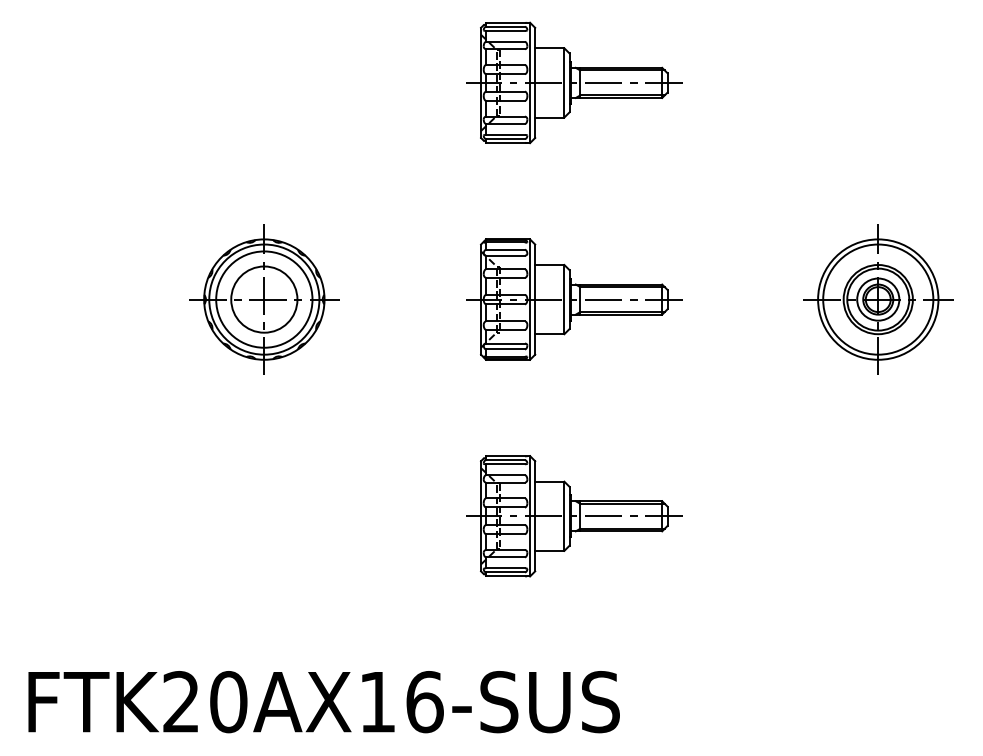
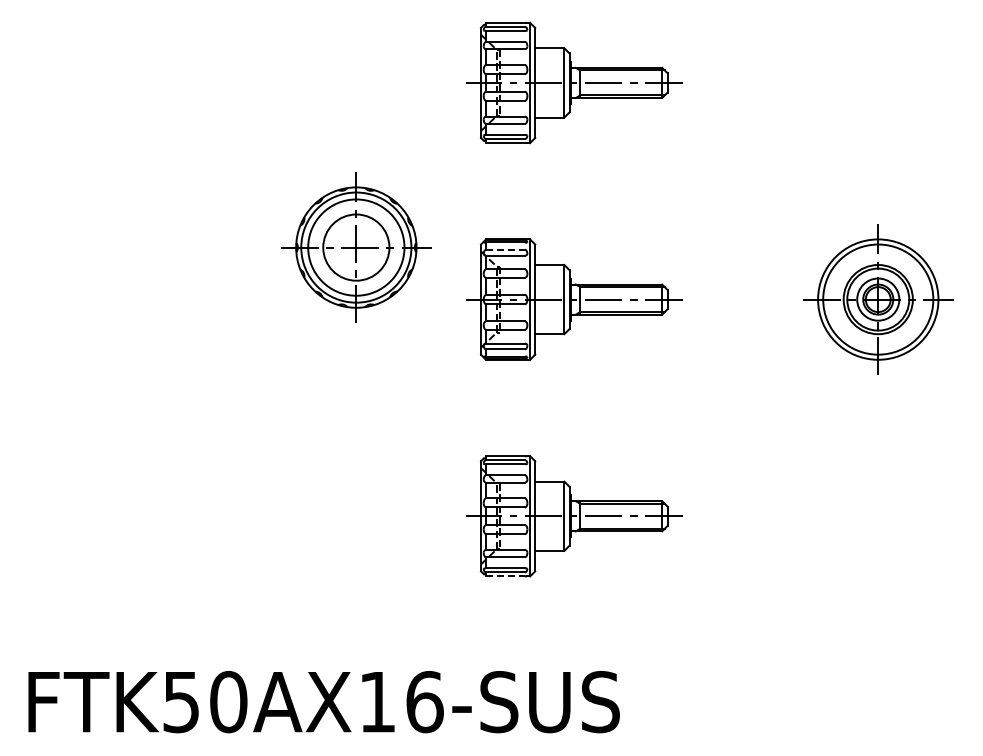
line: solid -> dashed (506, 249)
part position: (264, 299) -> (356, 247) (356, 247)
line: solid -> dashed (506, 576)
text: FTK20AX16-SUS -> FTK50AX16-SUS (180, 702)
